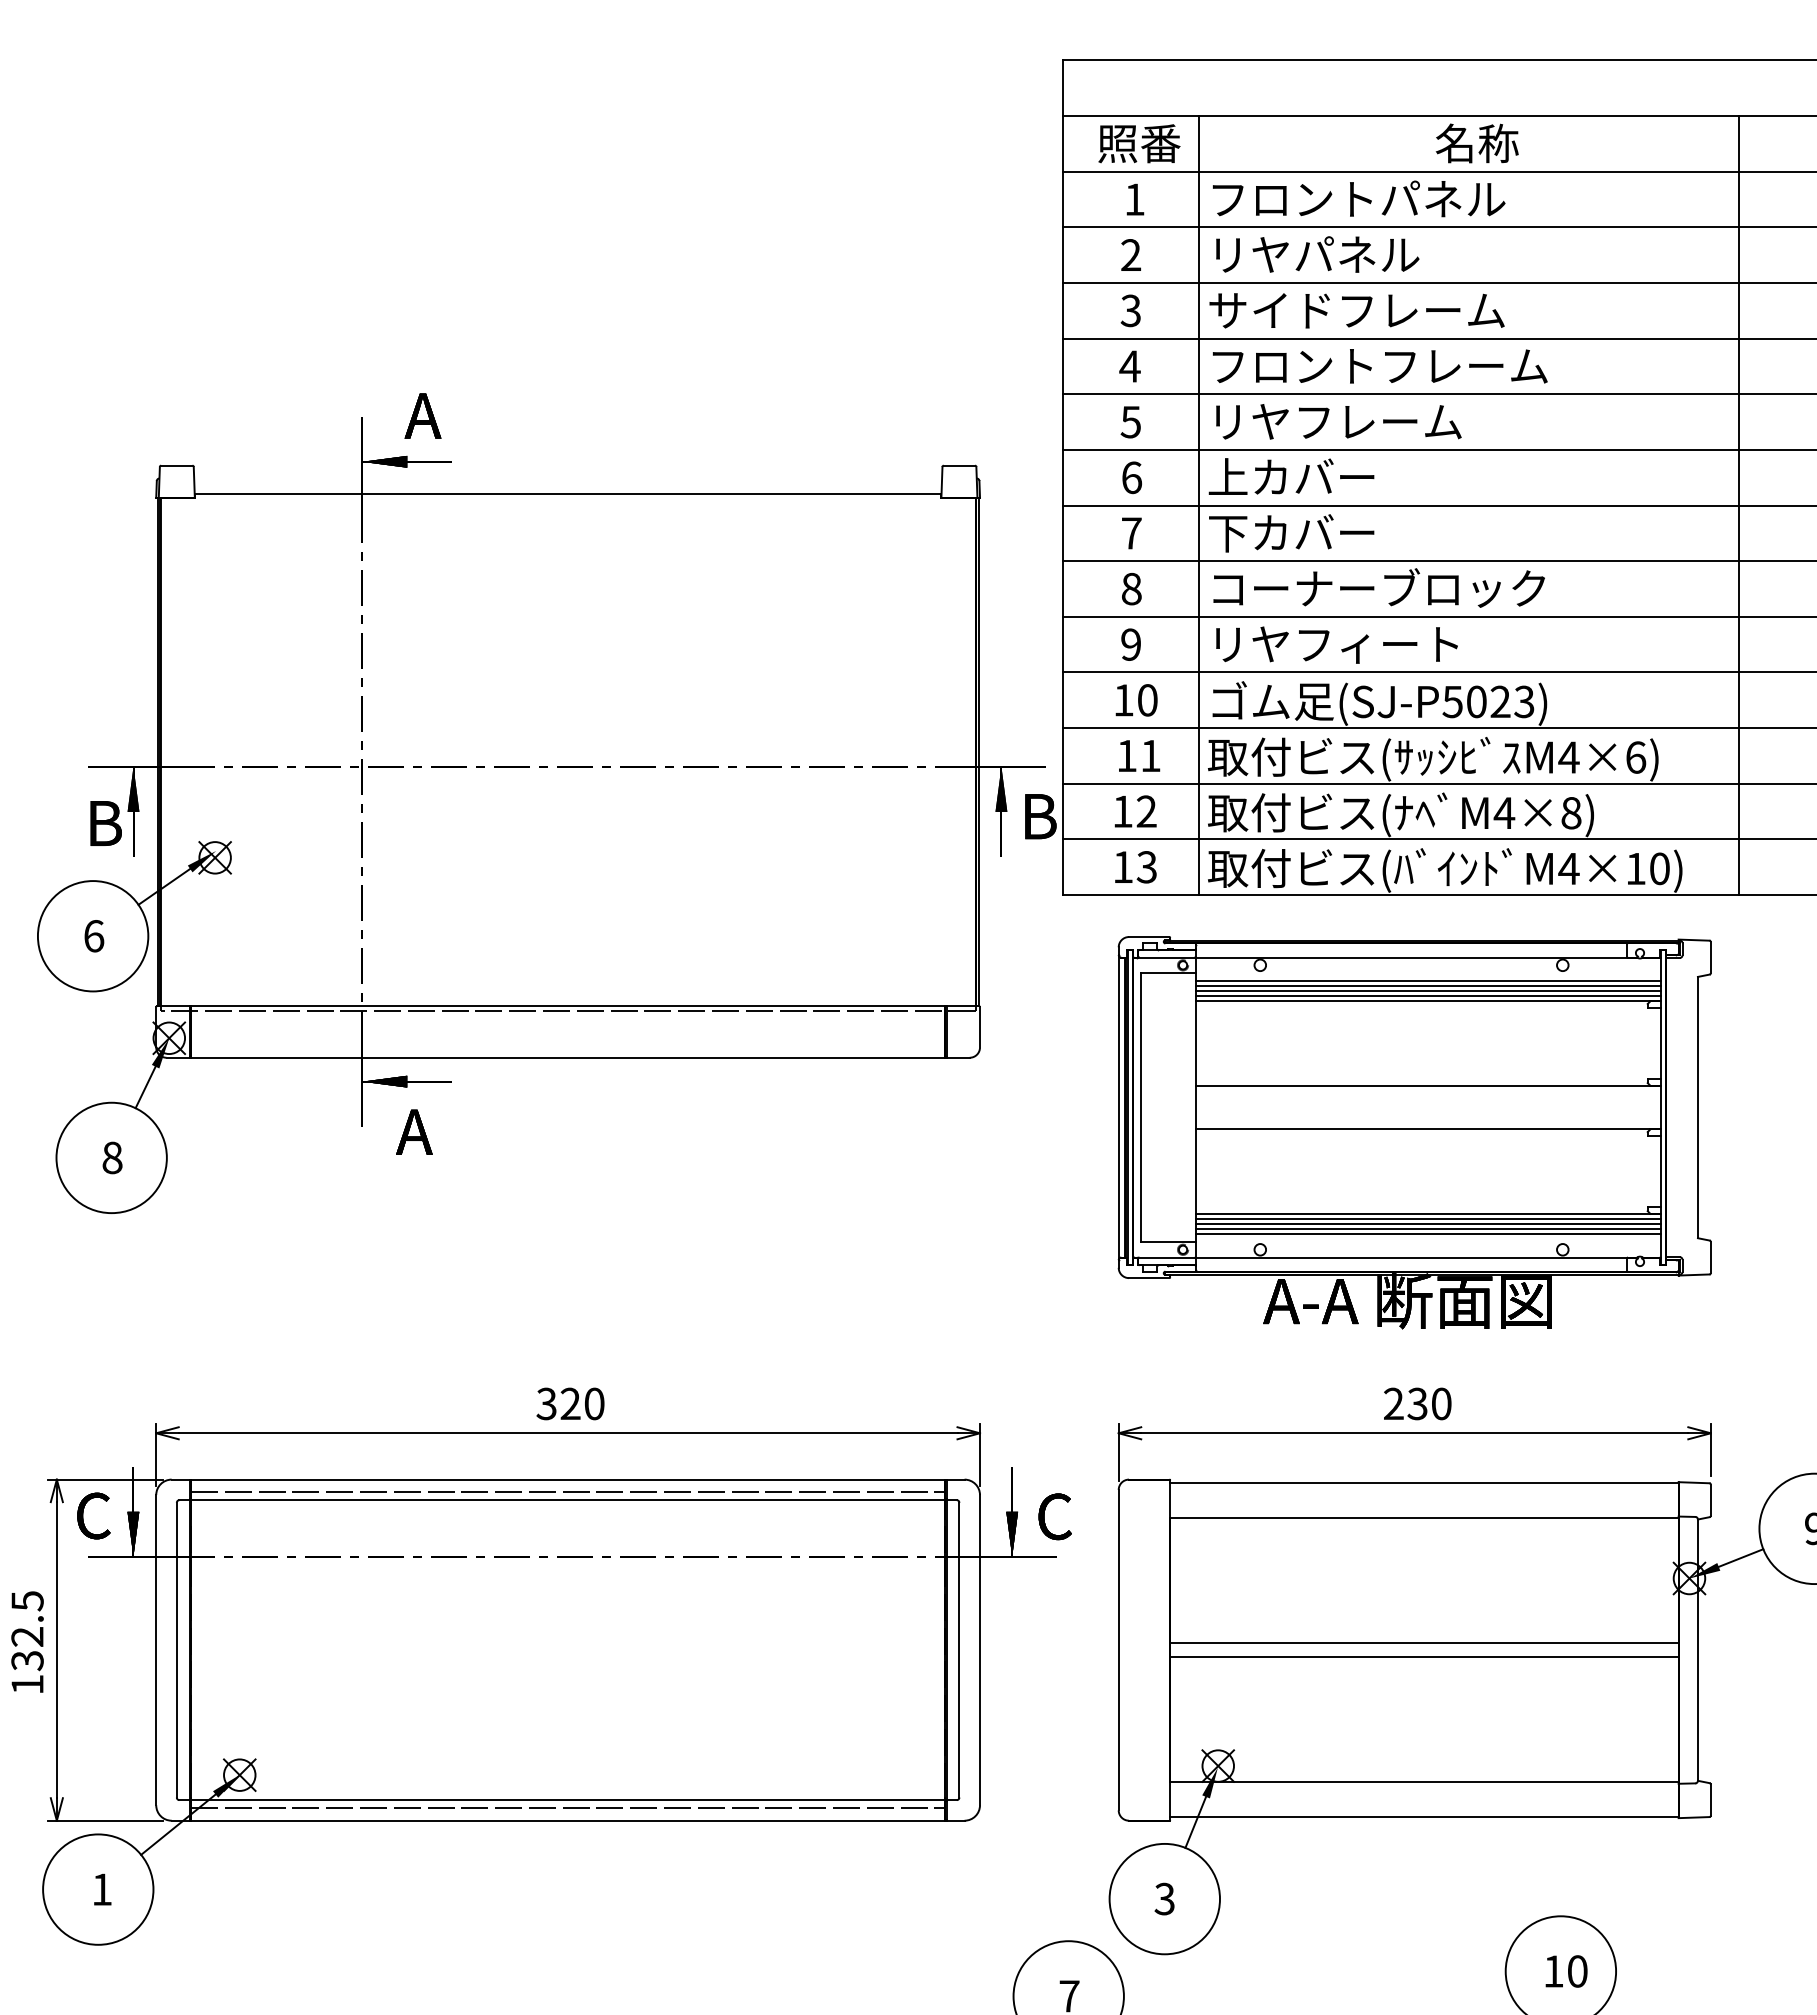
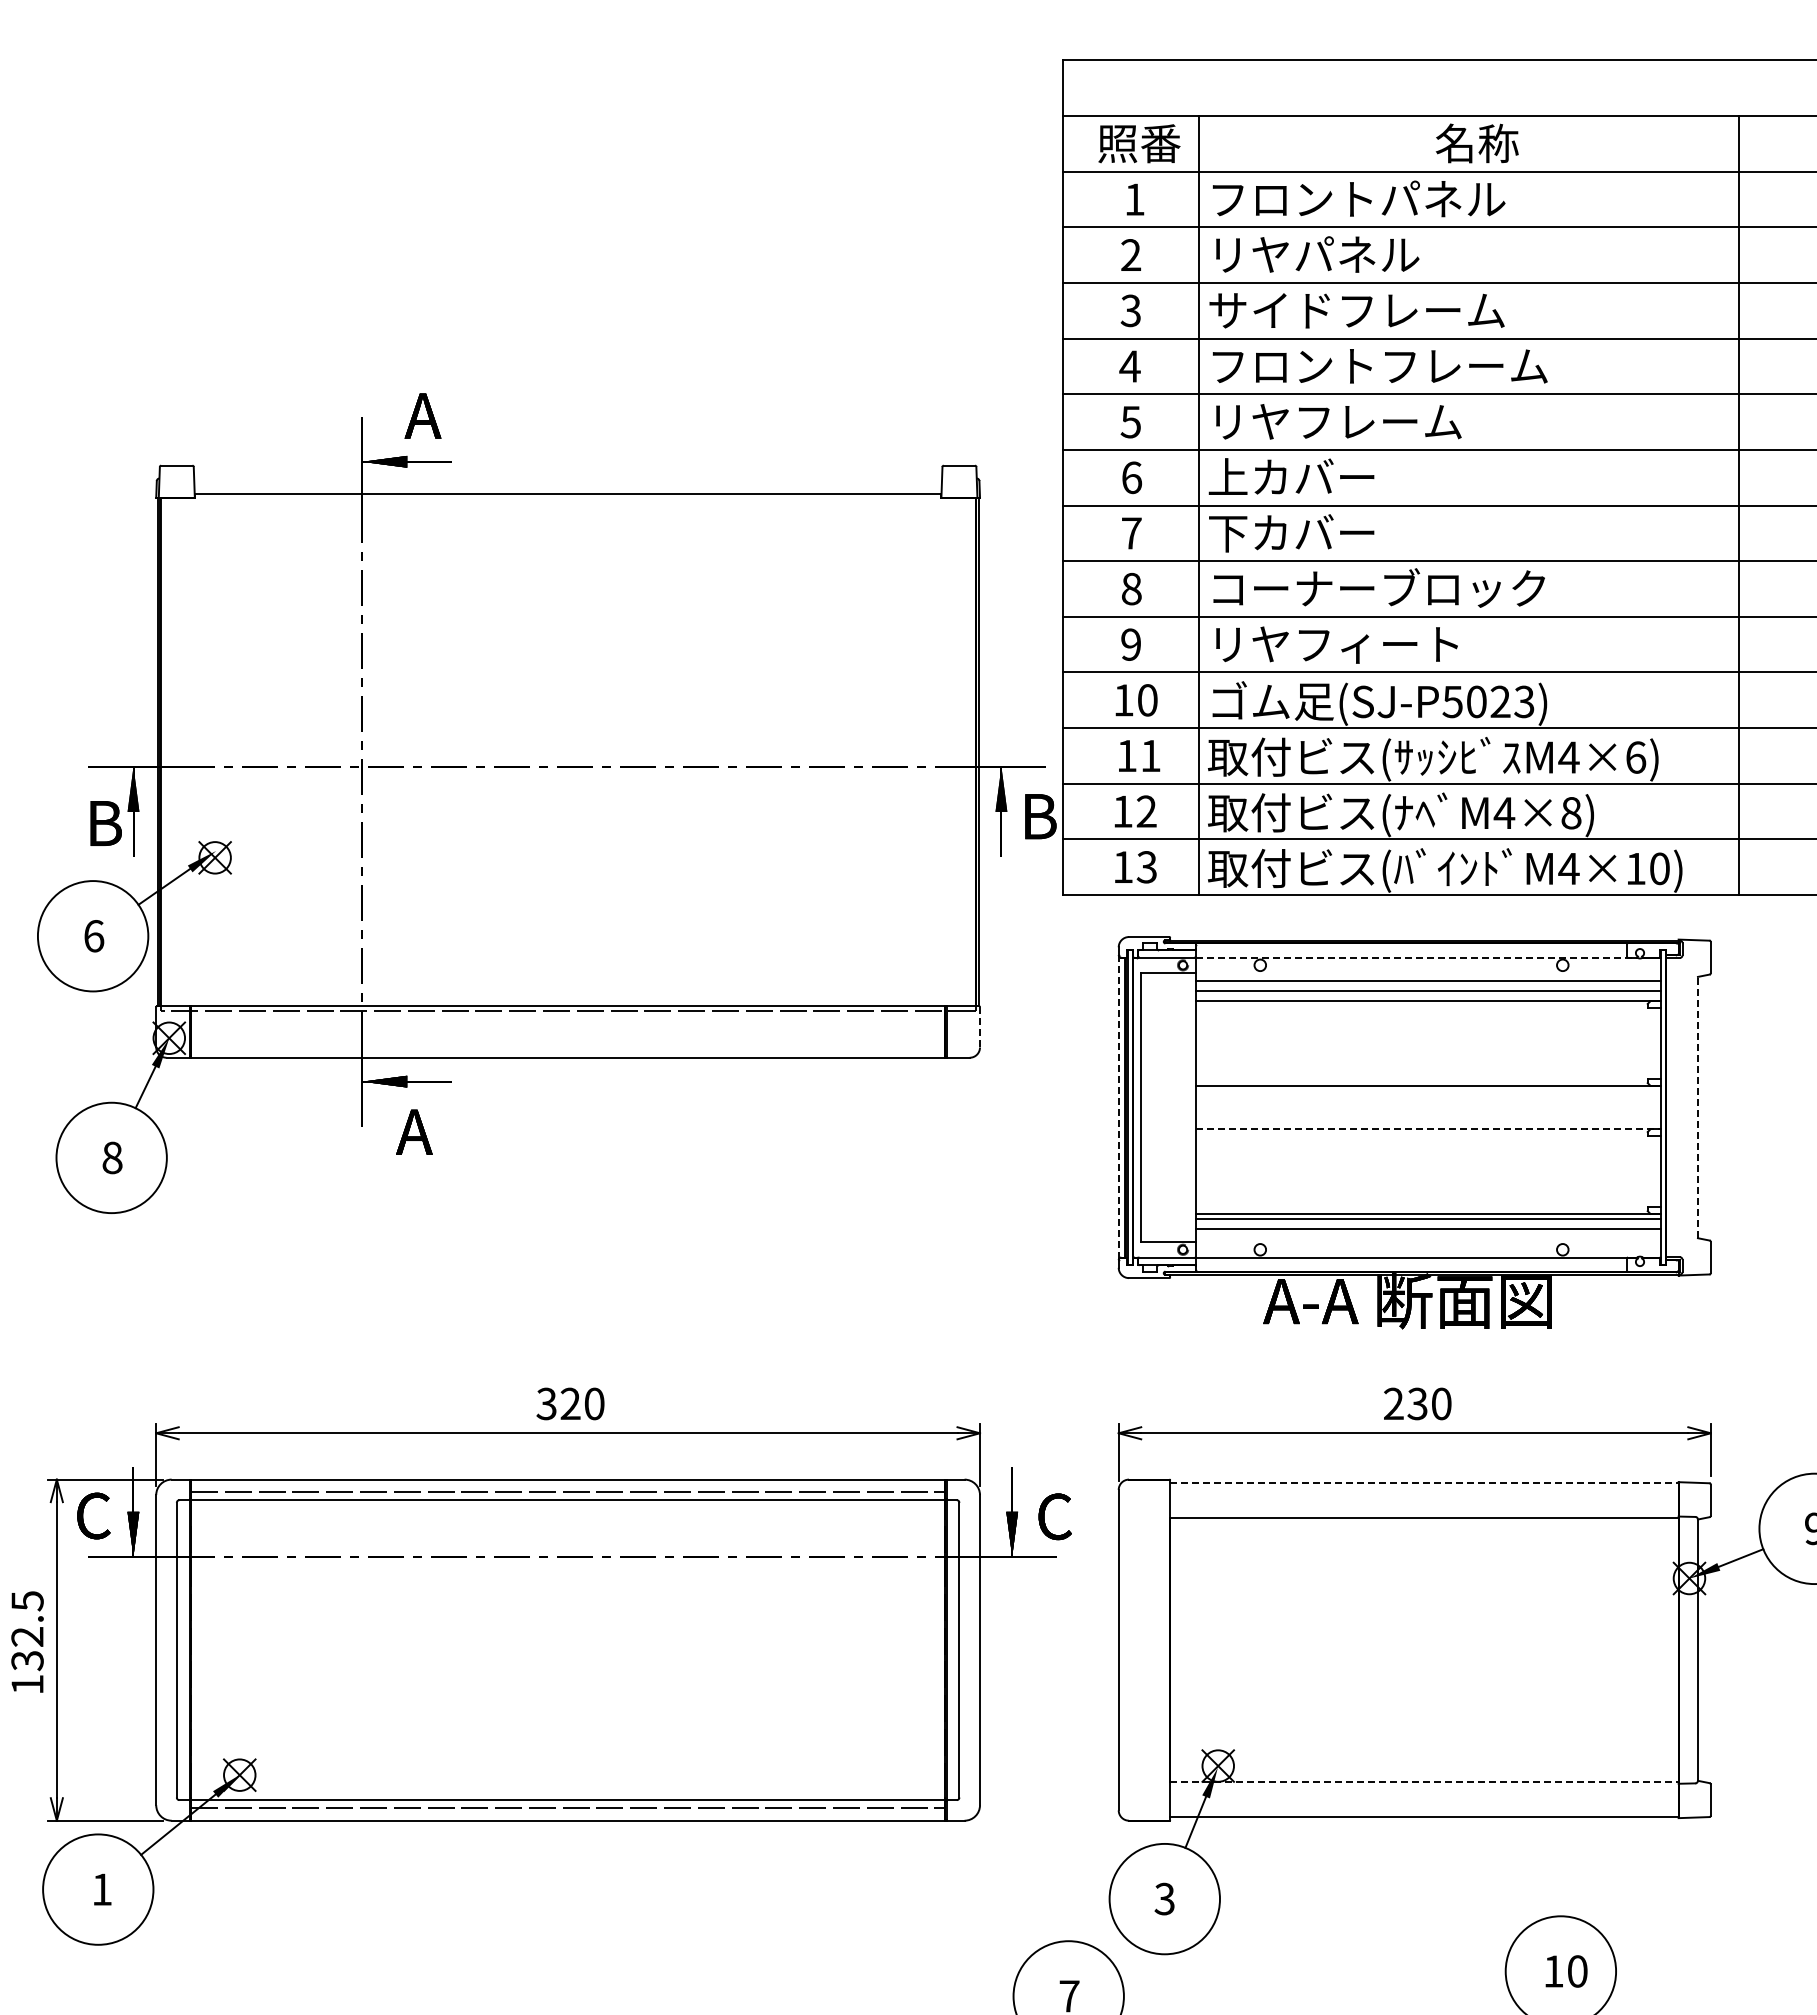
line: solid -> dashed (1416, 957)
line: present -> none (1427, 985)
line: present -> none (1427, 996)
line: solid -> dashed (980, 1026)
line: solid -> dashed (1118, 1107)
line: solid -> dashed (1697, 1107)
line: solid -> dashed (1428, 1129)
line: present -> none (1427, 1223)
line: present -> none (1427, 1234)
line: solid -> dashed (1424, 1483)
line: present -> none (1424, 1643)
line: present -> none (1424, 1657)
line: solid -> dashed (1424, 1782)
